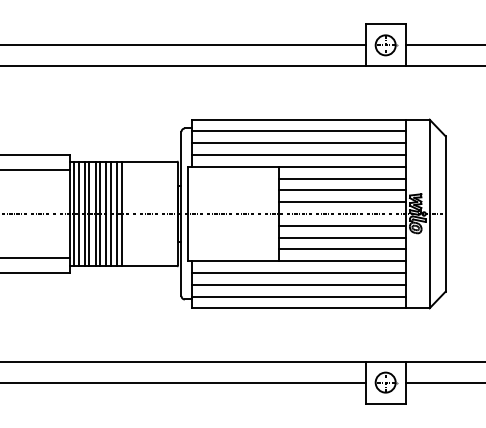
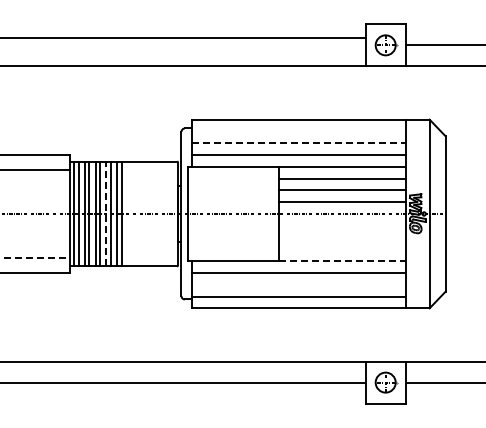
line position: (183, 45) -> (183, 38) (183, 38)
line: present -> none (298, 131)
line: solid -> dashed (298, 143)
line: solid -> dashed (106, 213)
line: present -> none (341, 225)
line: present -> none (341, 237)
line: present -> none (341, 249)
line: solid -> dashed (35, 258)
line: solid -> dashed (342, 261)
line: present -> none (298, 284)
